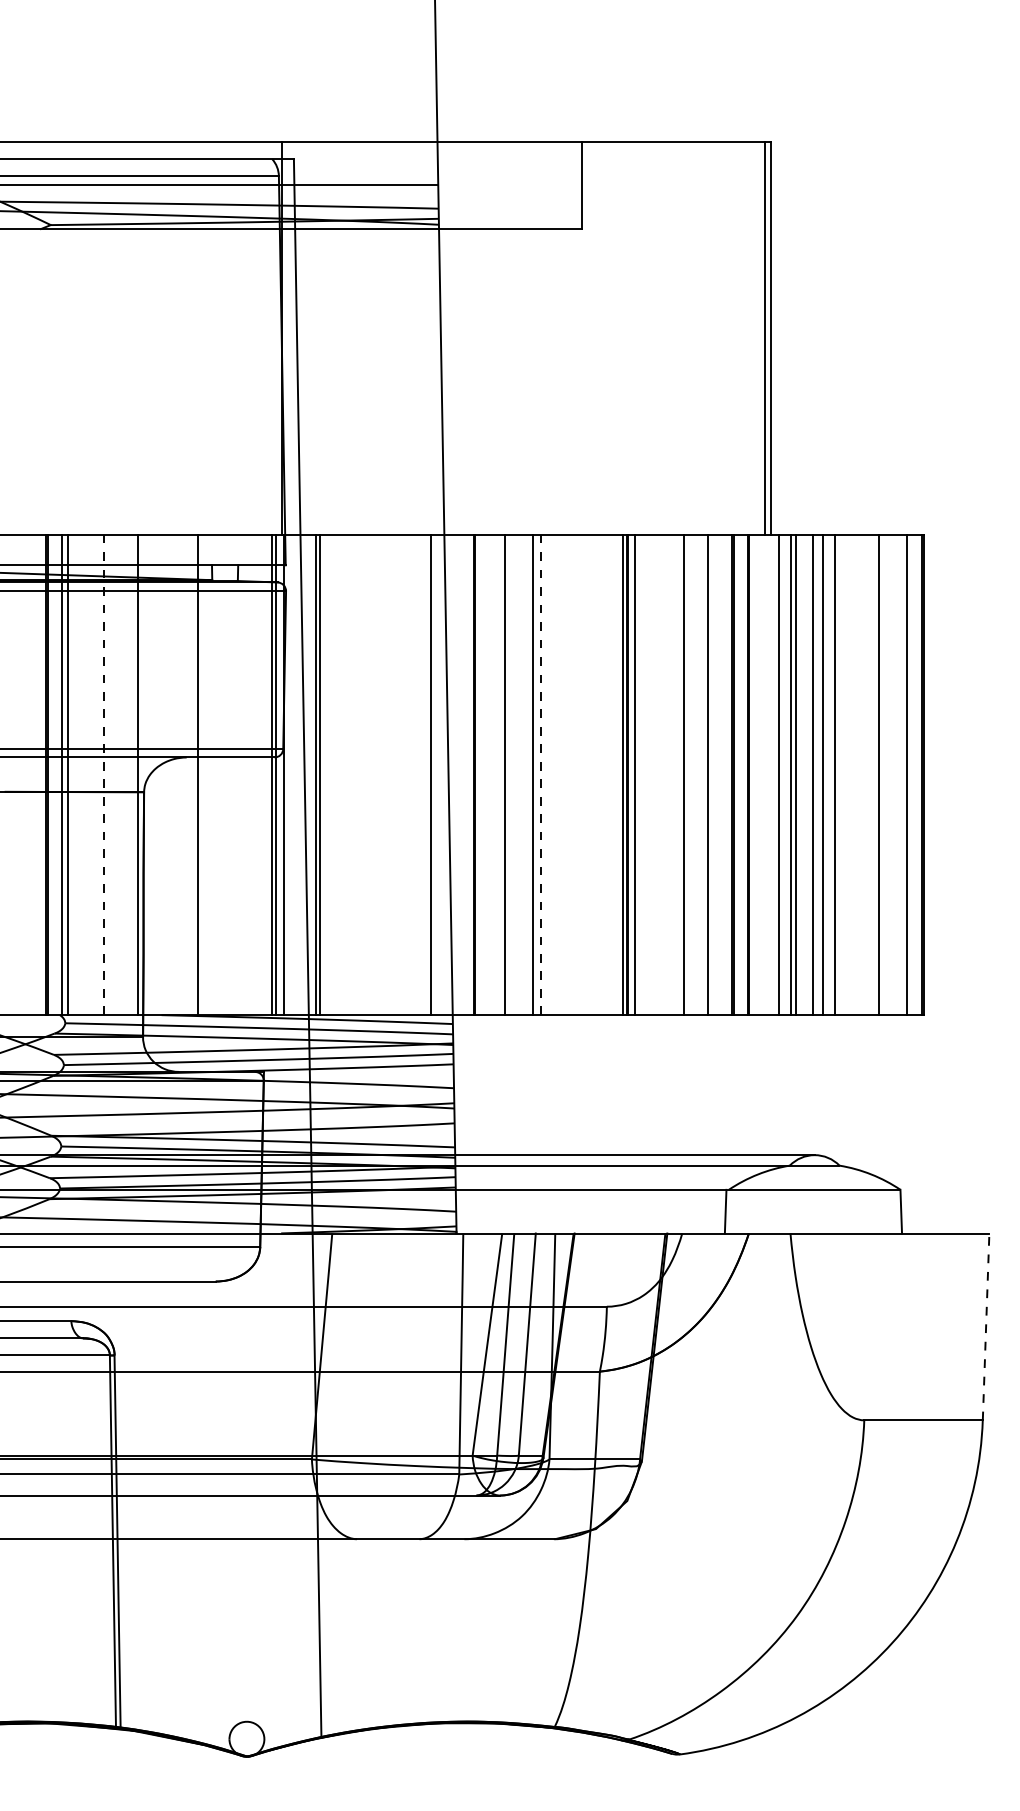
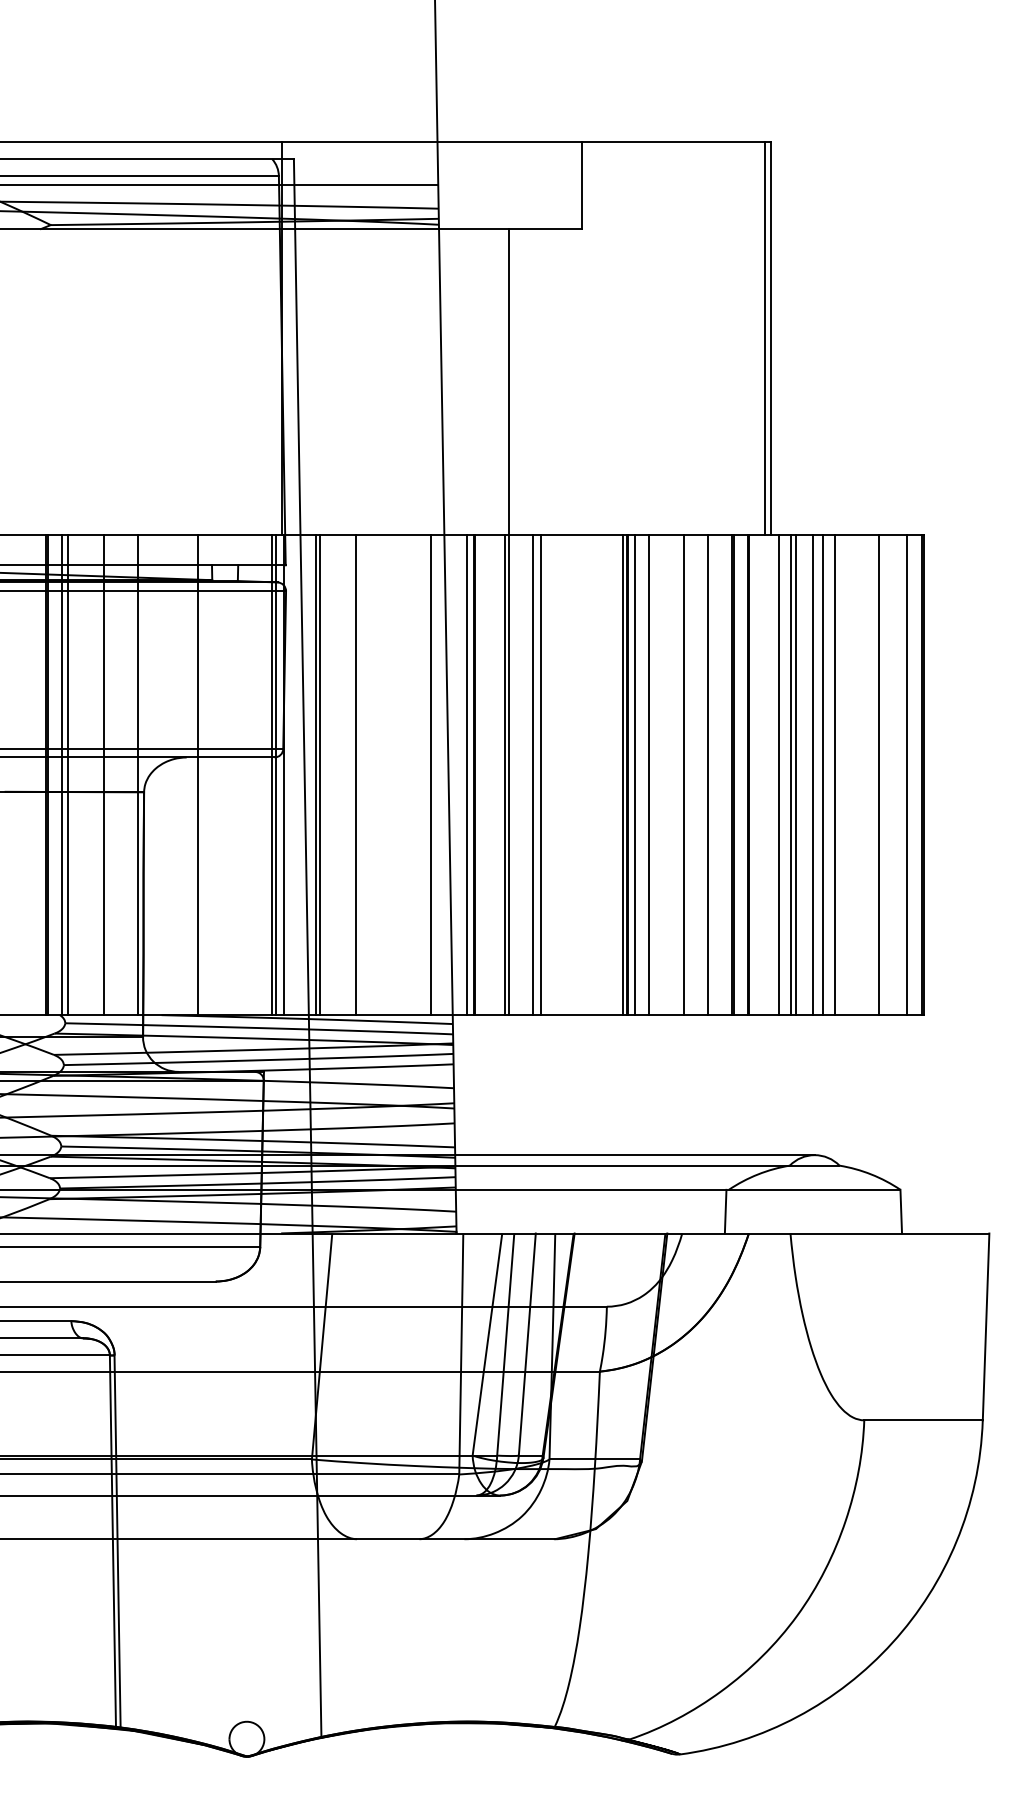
line: none -> present (508, 622)
line: dashed -> solid (103, 774)
line: none -> present (356, 774)
line: none -> present (467, 774)
line: dashed -> solid (540, 774)
line: none -> present (649, 774)
line: dashed -> solid (986, 1326)
